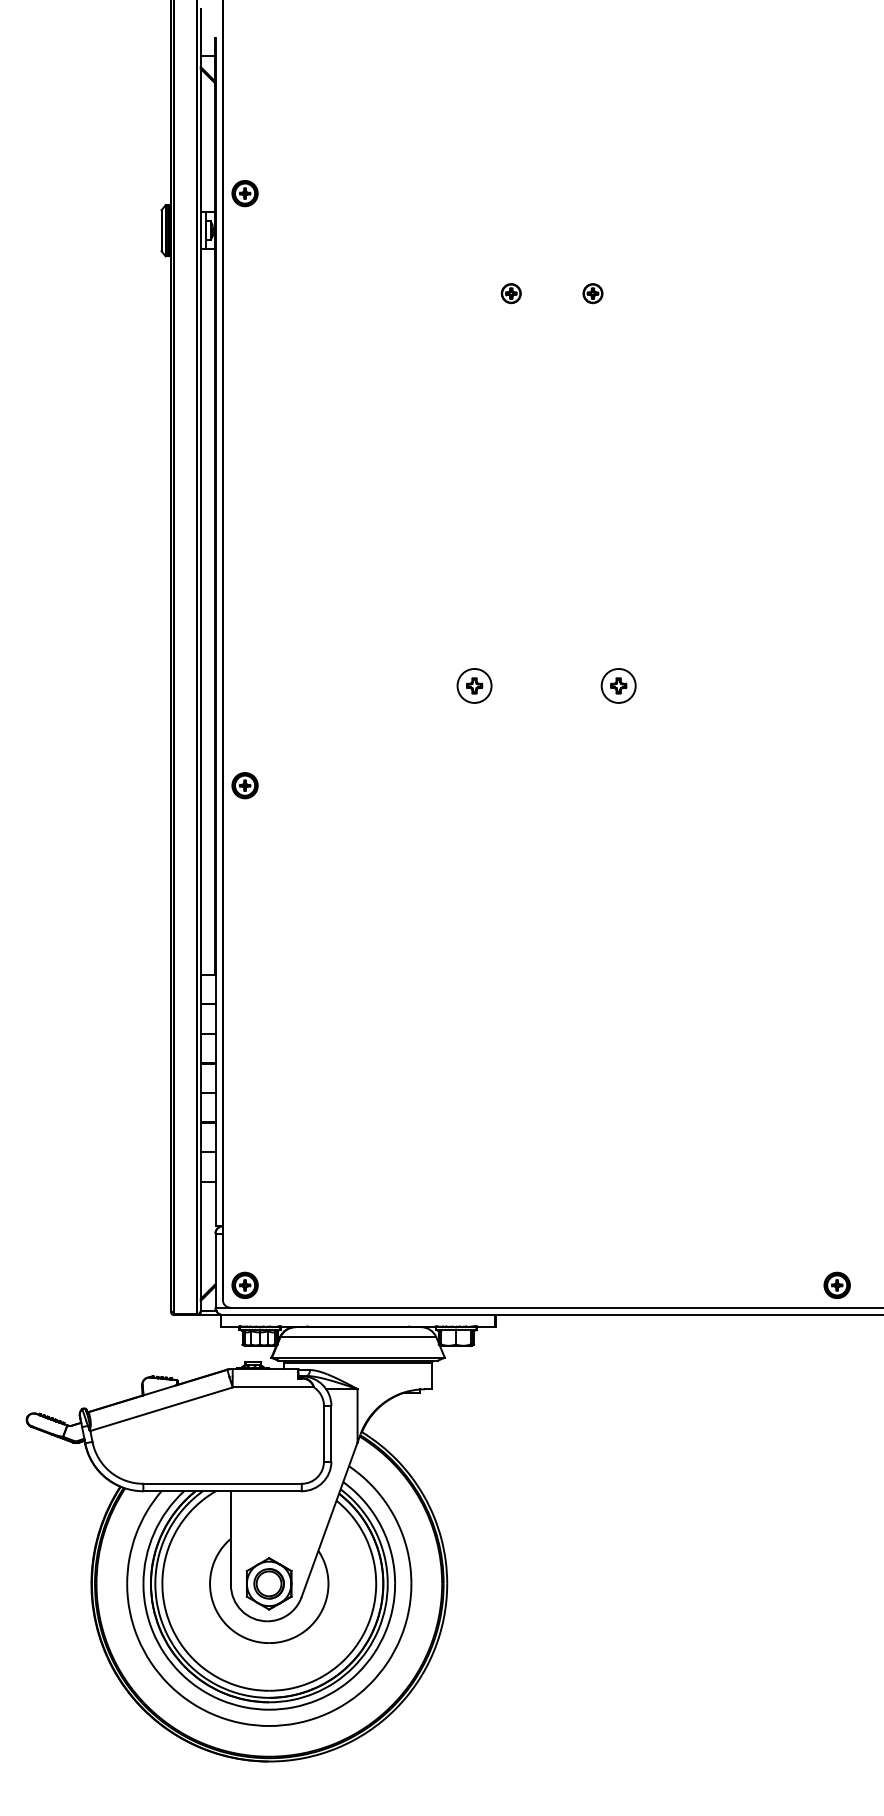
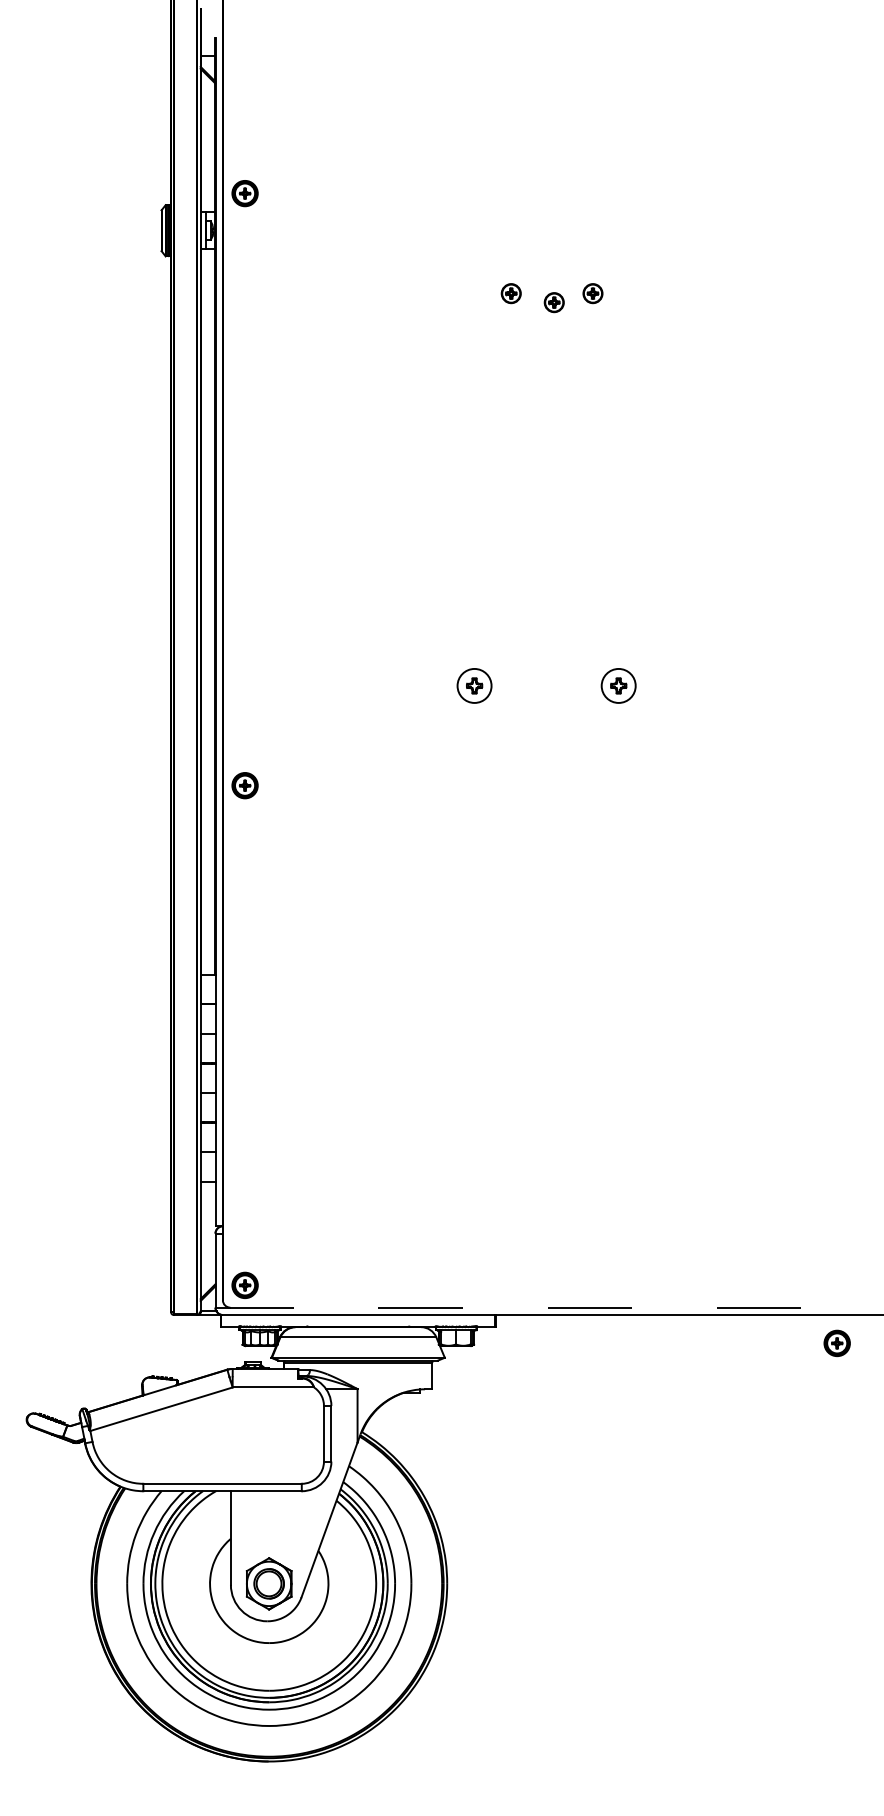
part: none -> present (553, 302)
part position: (836, 1284) -> (836, 1342) (836, 1342)
line: solid -> dashed (556, 1307)
